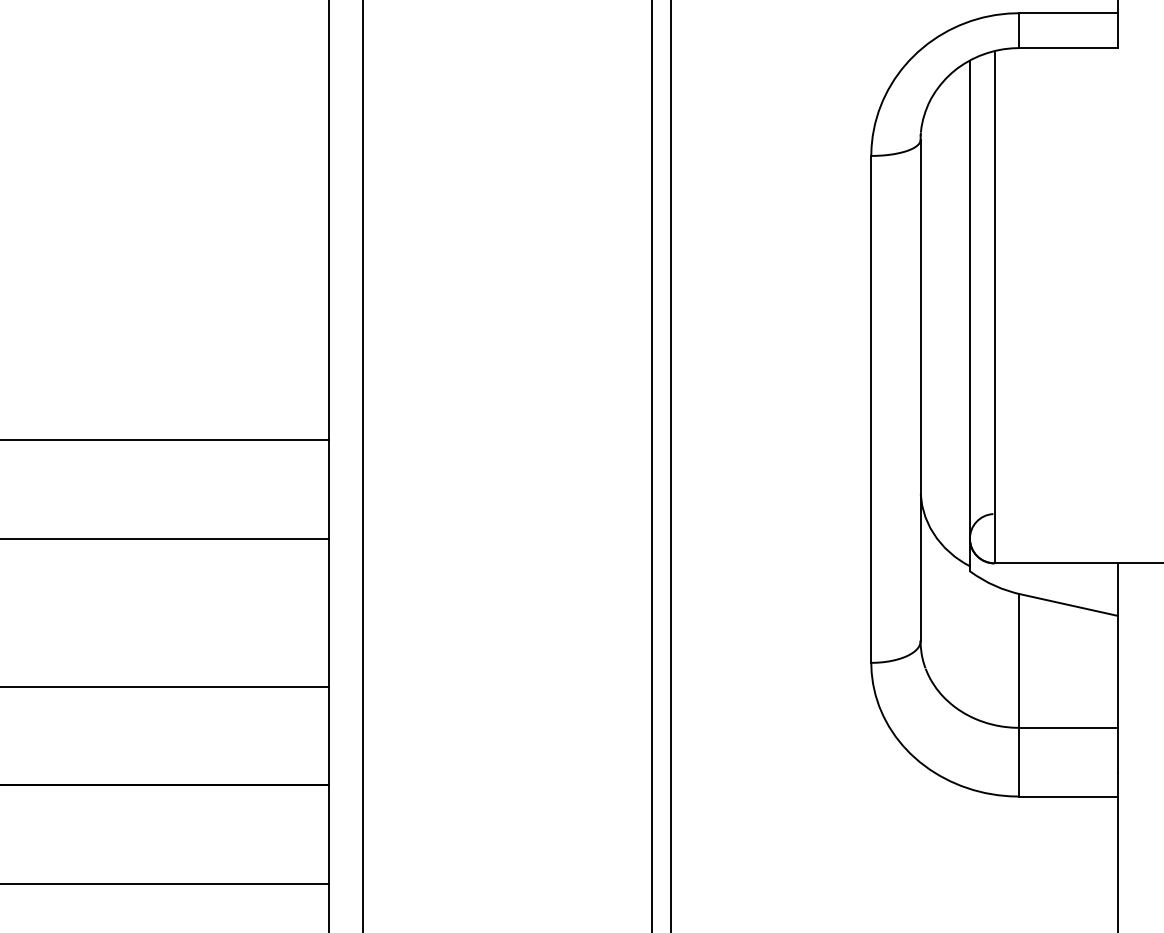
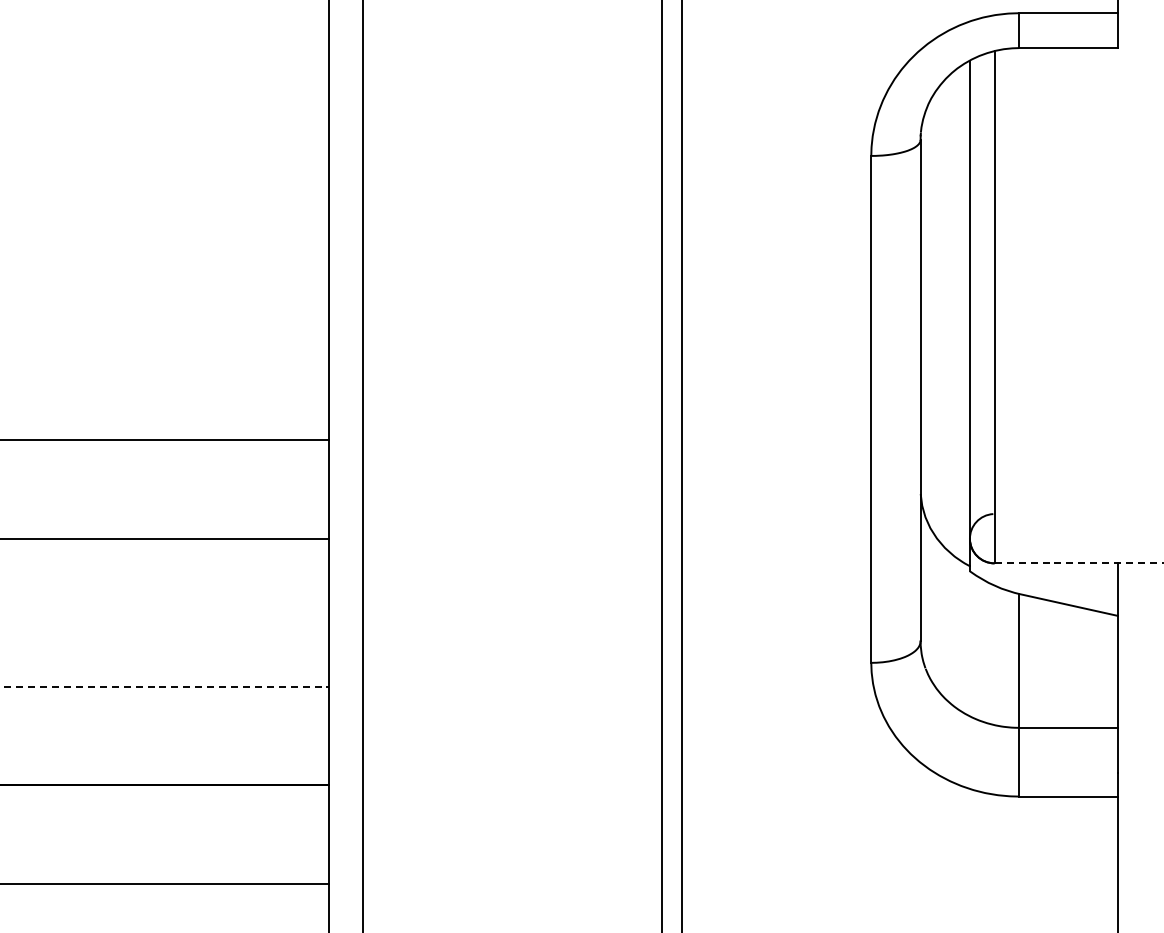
line position: (652, 465) -> (662, 465) (662, 465)
line position: (671, 465) -> (682, 465) (682, 465)
line: solid -> dashed (1078, 563)
line: solid -> dashed (164, 686)
